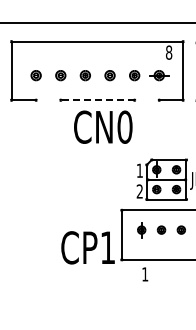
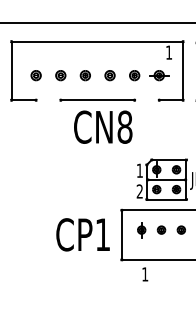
text: 8 -> 1 (169, 52)
line: dashed -> solid (97, 100)
text: CN0 -> CN8 (124, 126)
text position: (87, 247) -> (82, 234) (82, 234)
